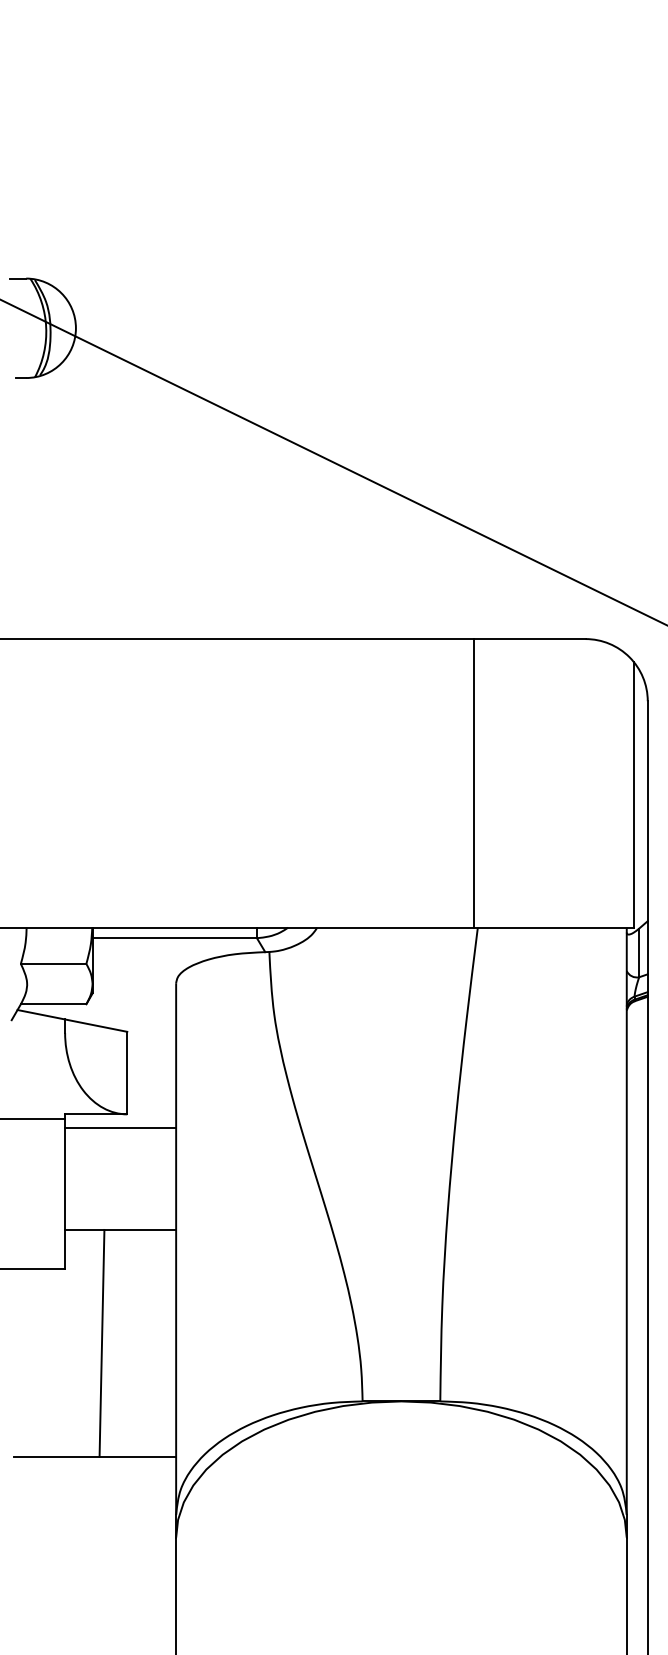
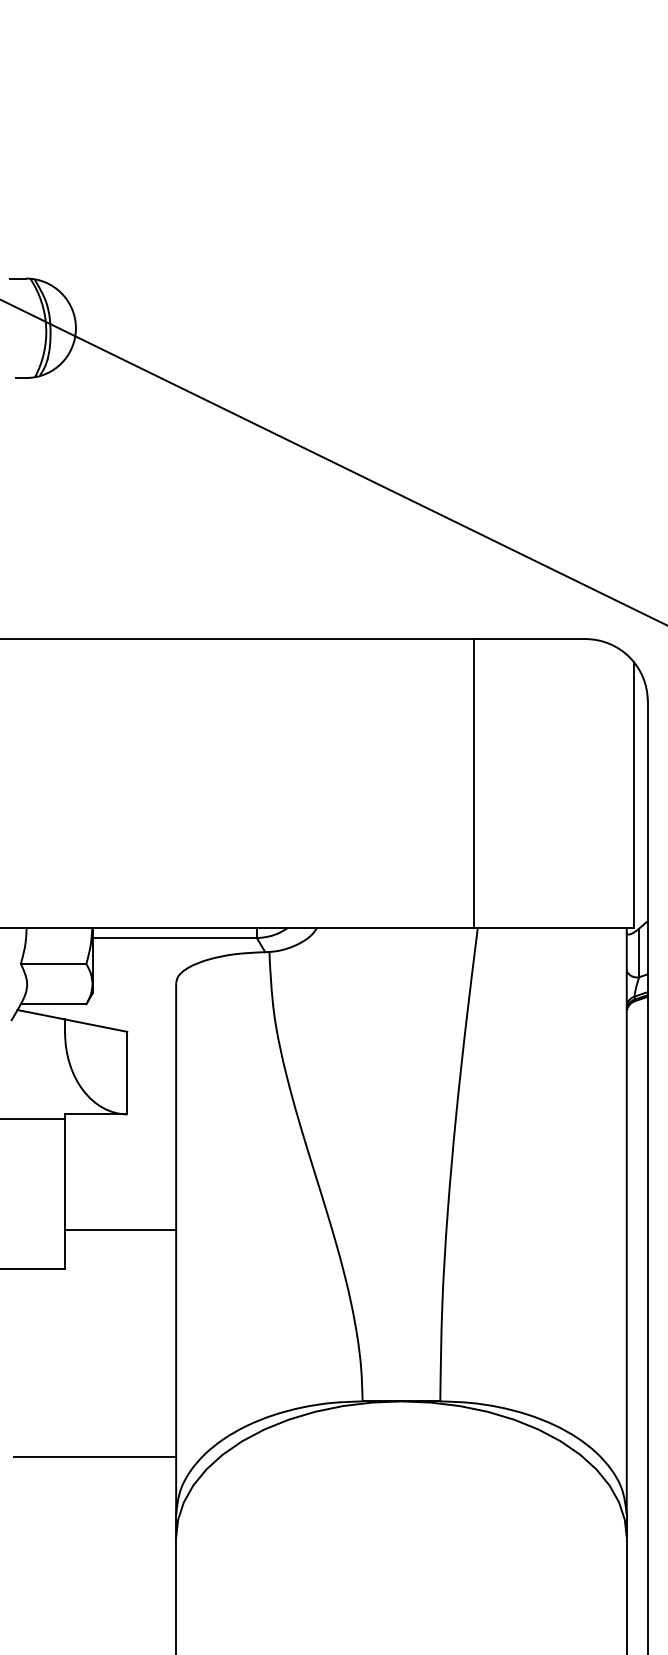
line: present -> none (120, 1128)
line: present -> none (101, 1342)
